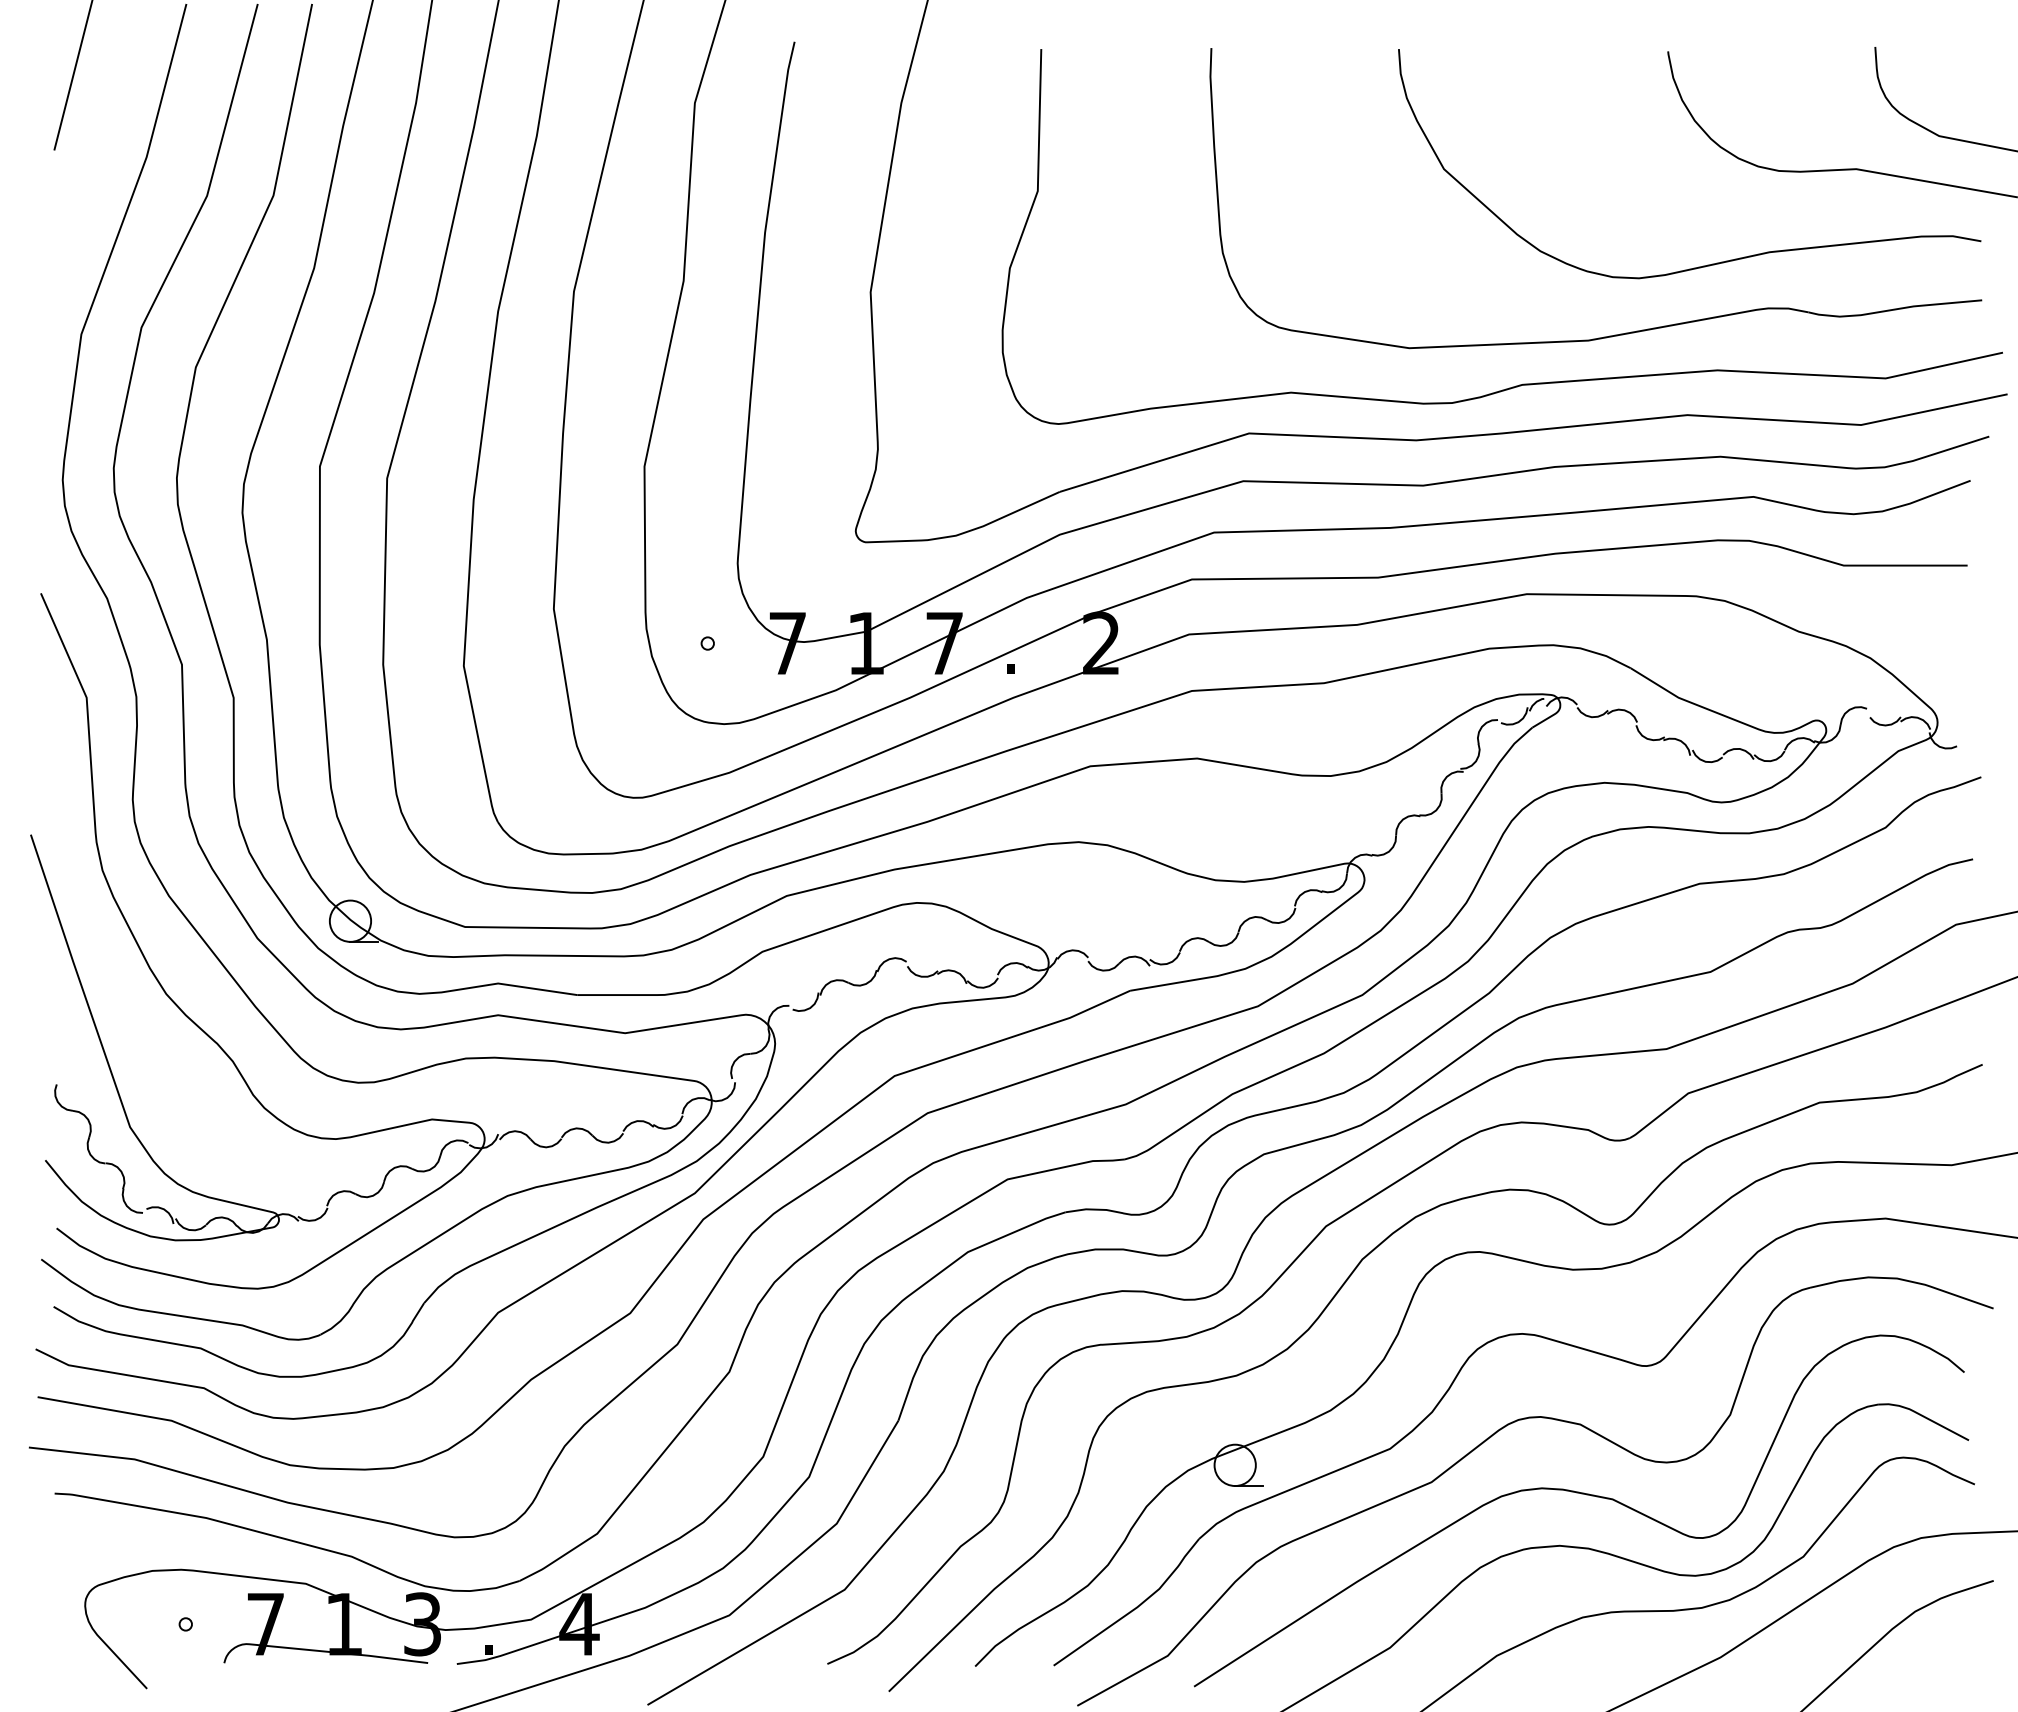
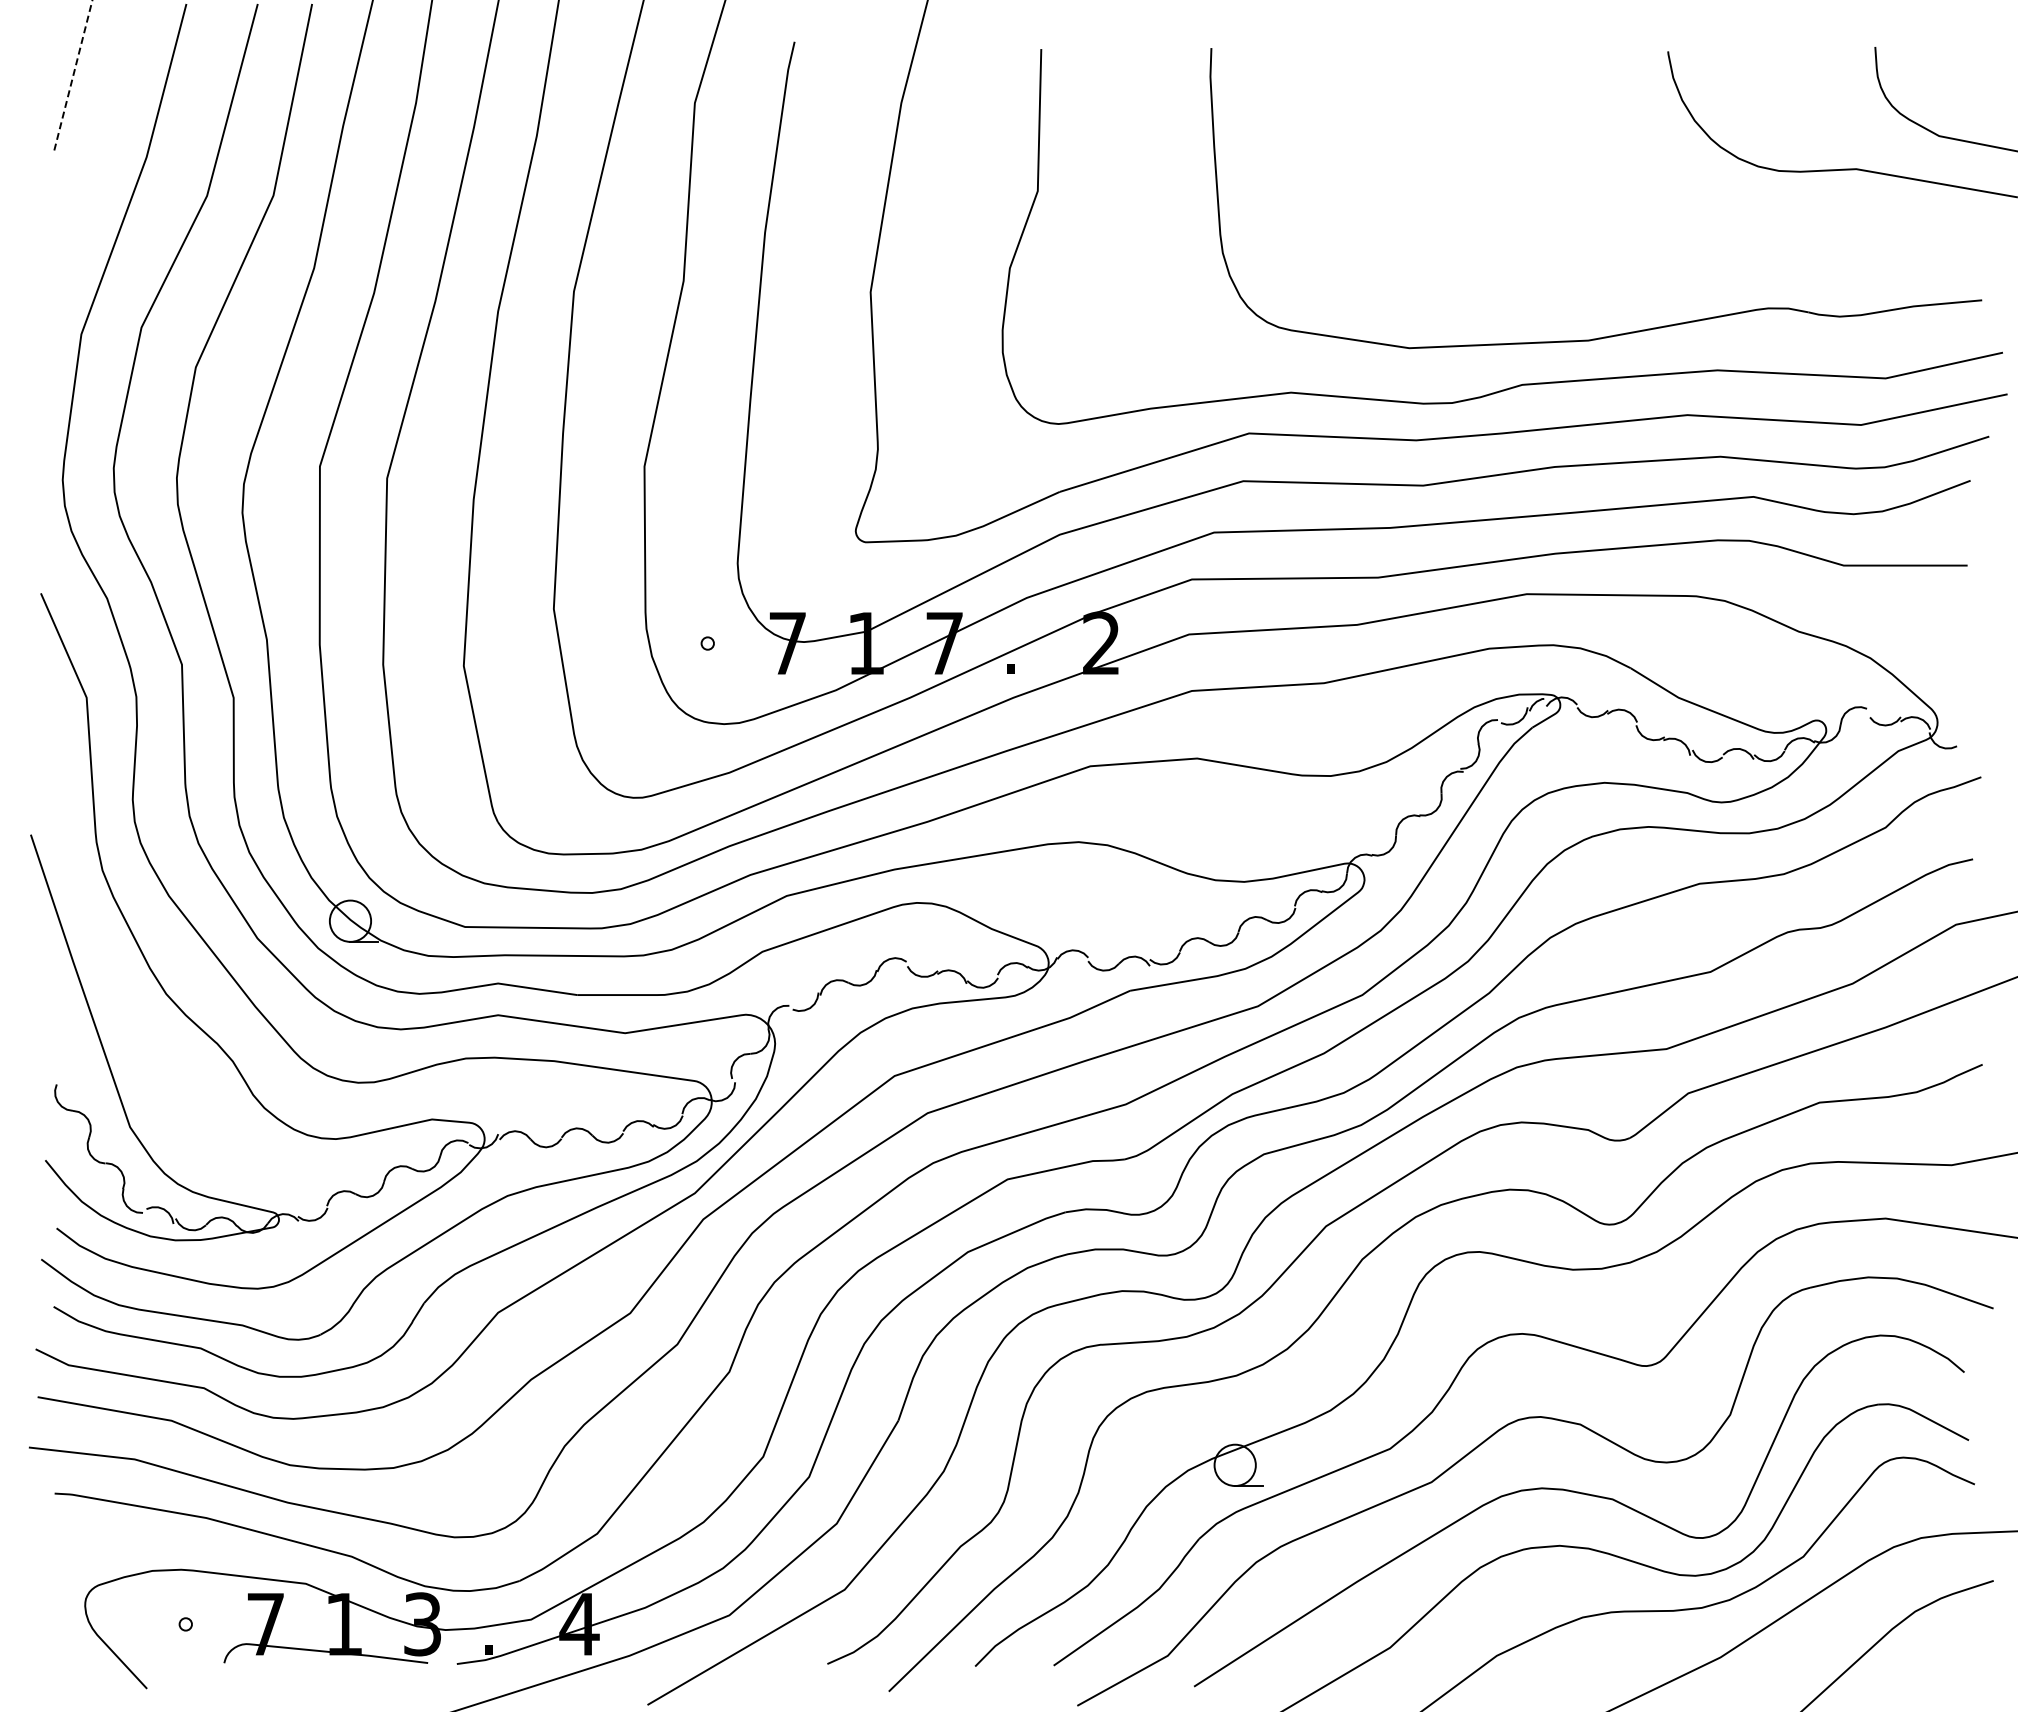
line: solid -> dashed (73, 75)
curve: present -> none (1707, 264)
